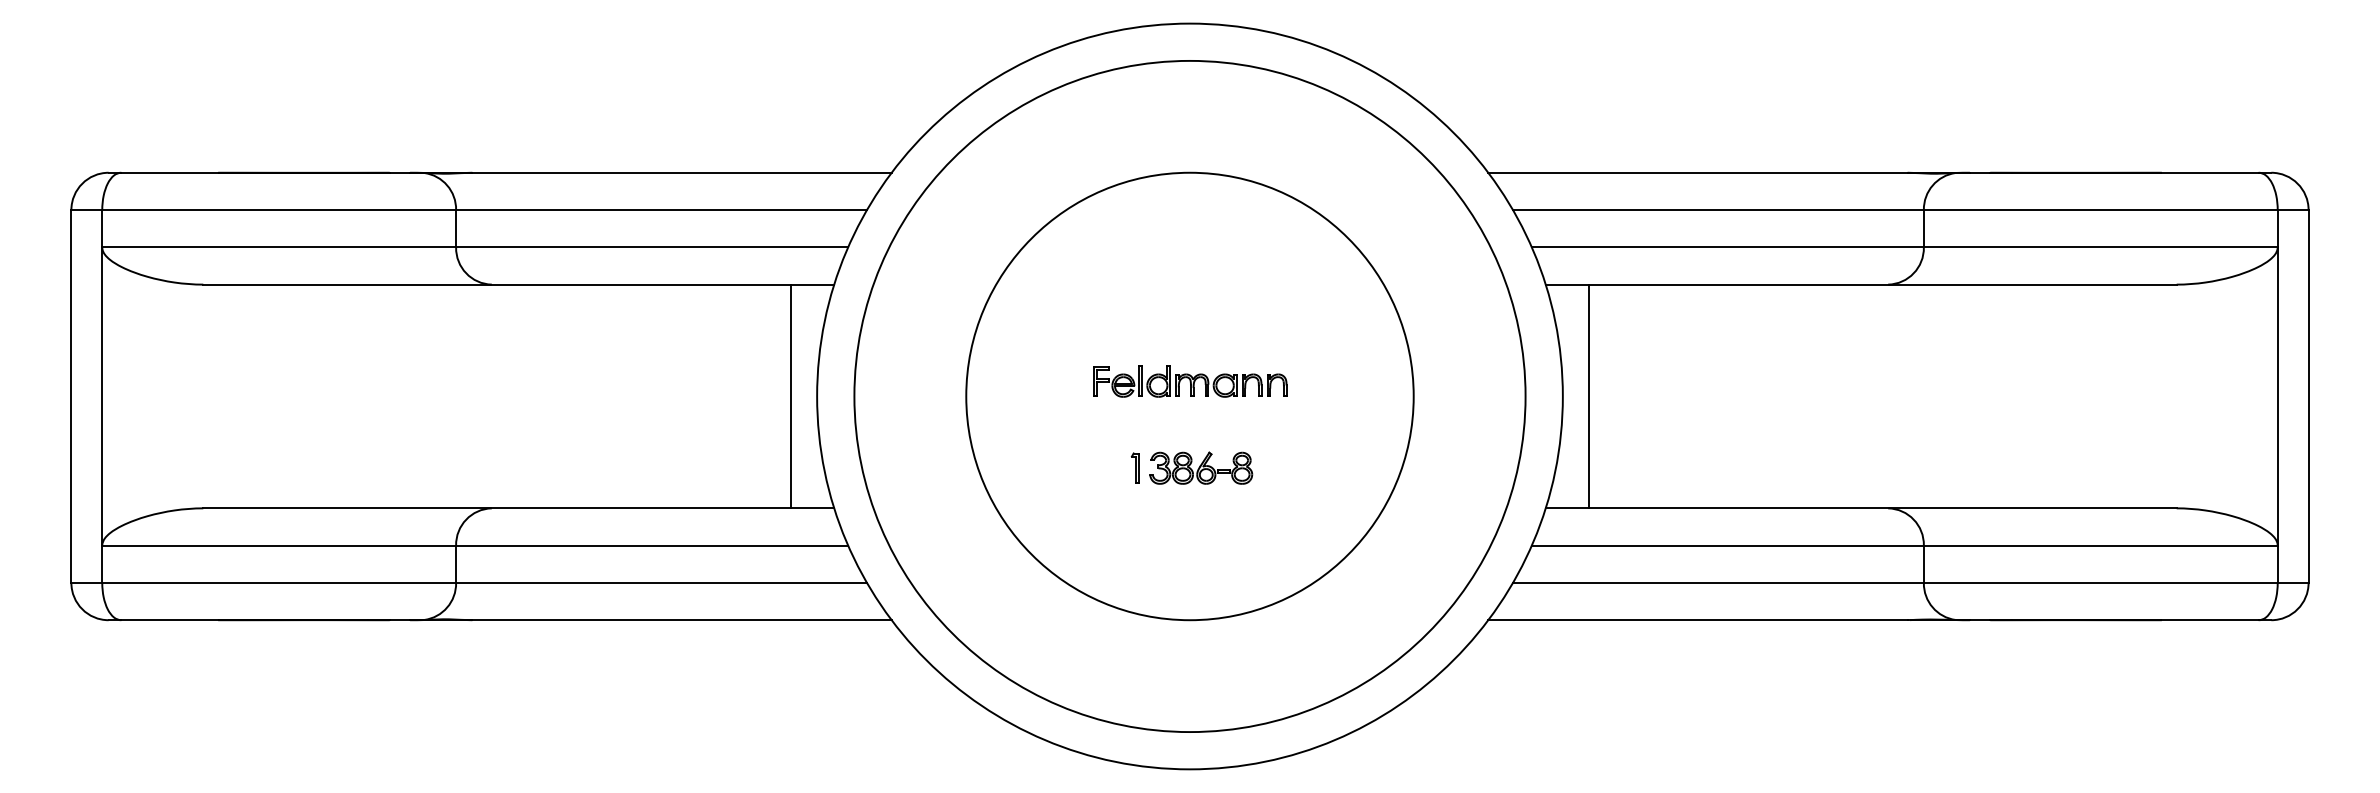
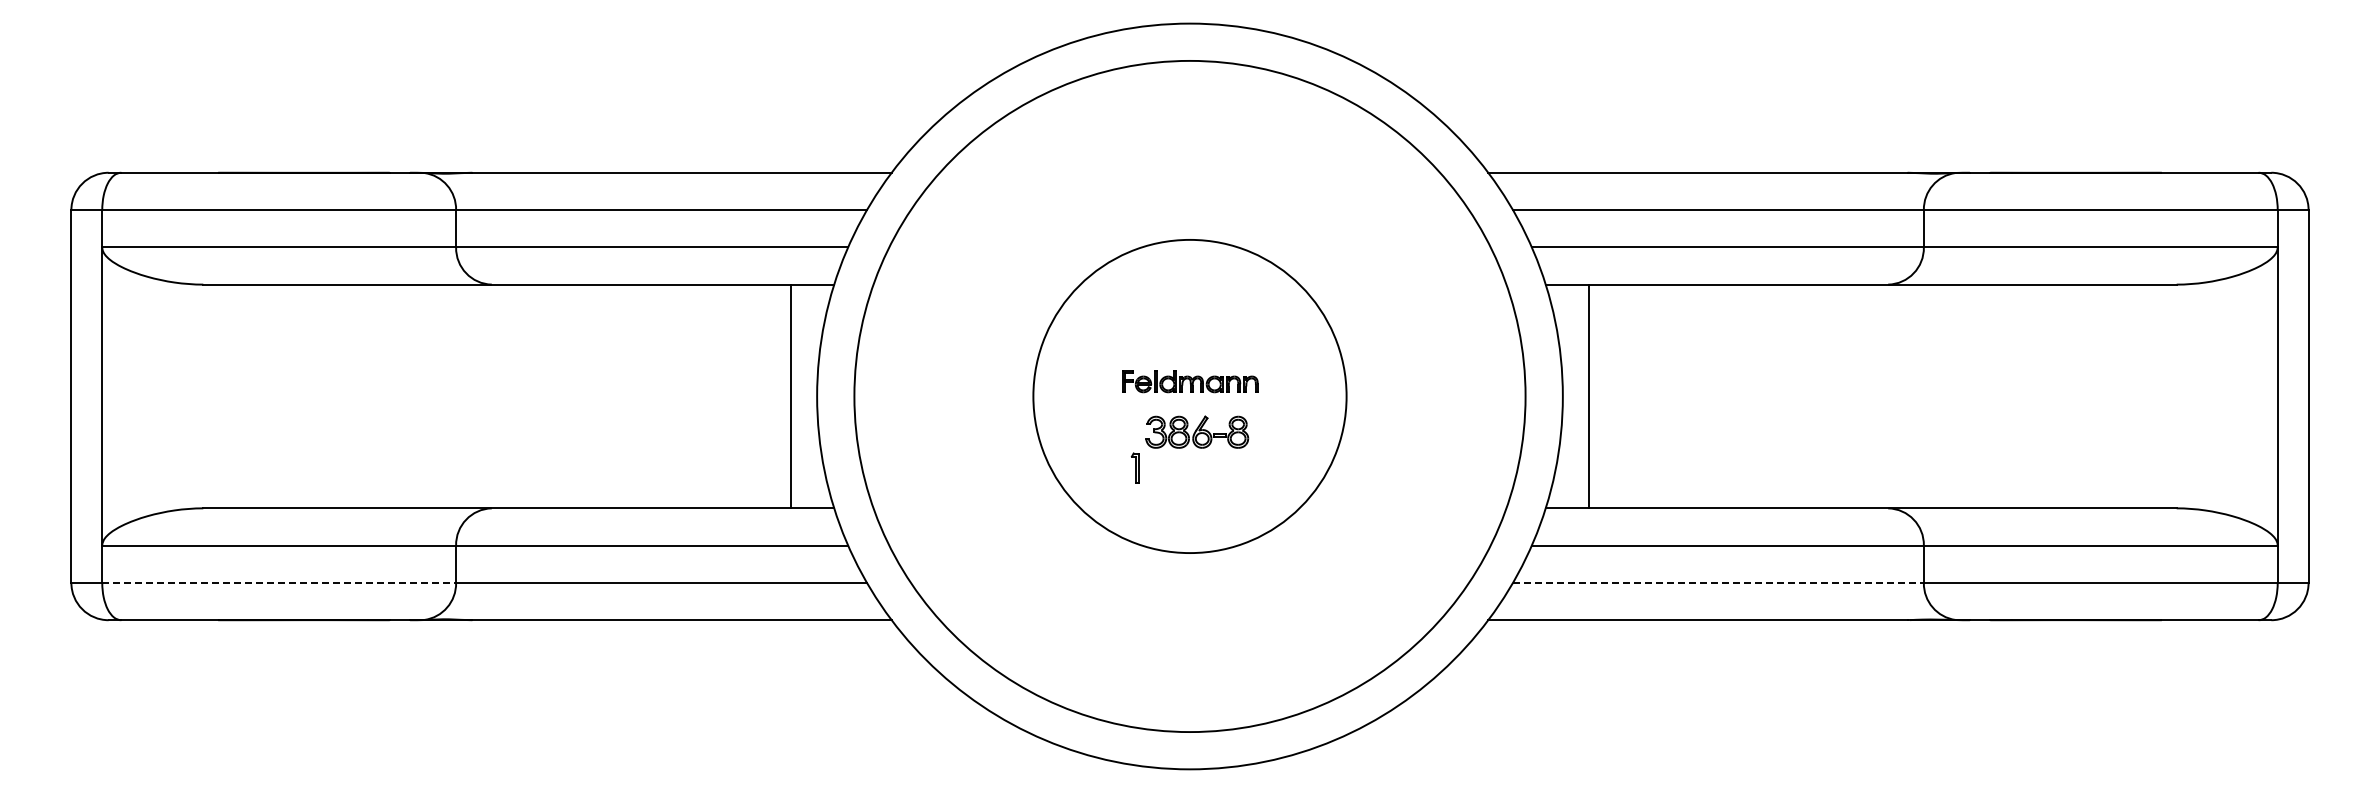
part size: 195x33 px -> 137x24 px (1190, 381)
circle diameter: 447 px -> 313 px (1189, 396)
part position: (1201, 467) -> (1197, 431) (1197, 431)
line: solid -> dashed (279, 582)
line: solid -> dashed (1718, 582)
